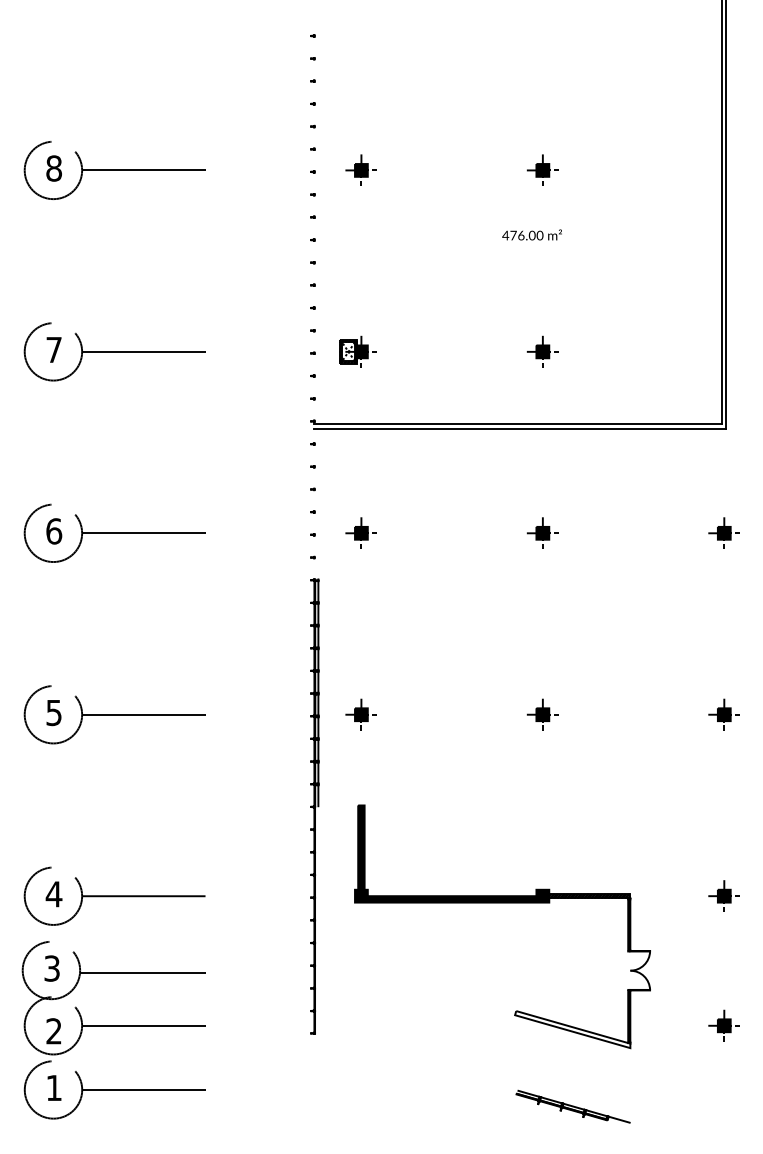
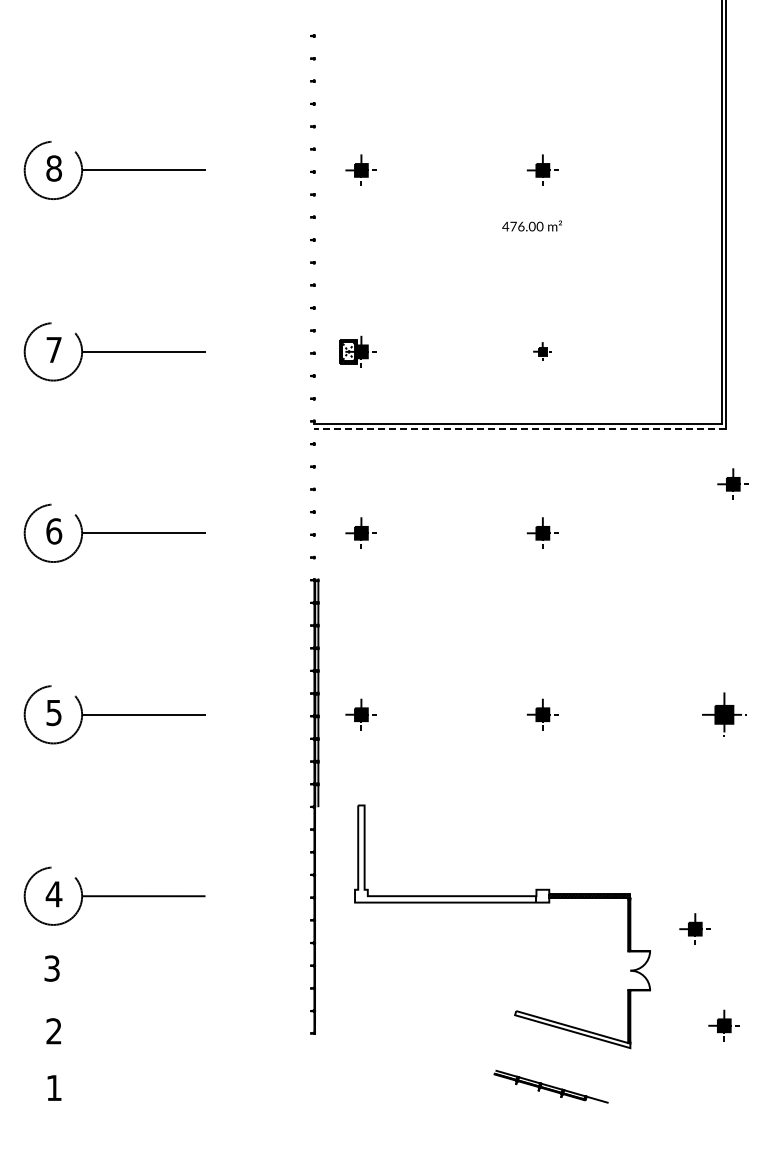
text position: (531, 234) -> (531, 225) (531, 225)
part size: 33x33 px -> 19x19 px (542, 351)
line: solid -> dashed (520, 428)
part position: (723, 532) -> (732, 483) (732, 483)
part size: 32x33 px -> 45x45 px (724, 714)
fill: present -> none (452, 853)
part position: (723, 895) -> (694, 928) (694, 928)
part: present -> none (113, 1030)
part position: (572, 1106) -> (550, 1086) (550, 1086)
